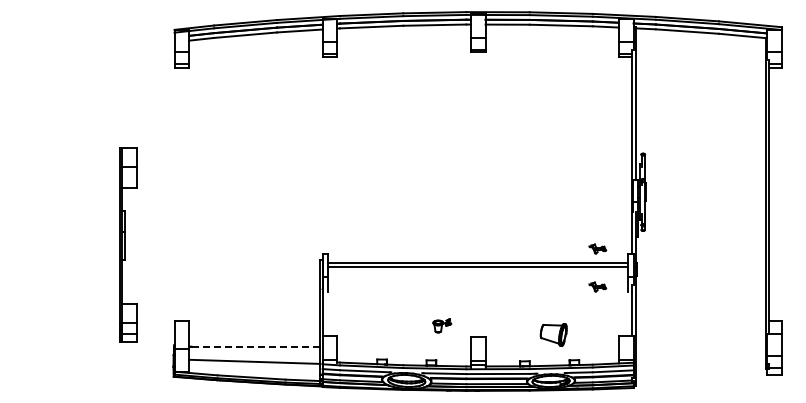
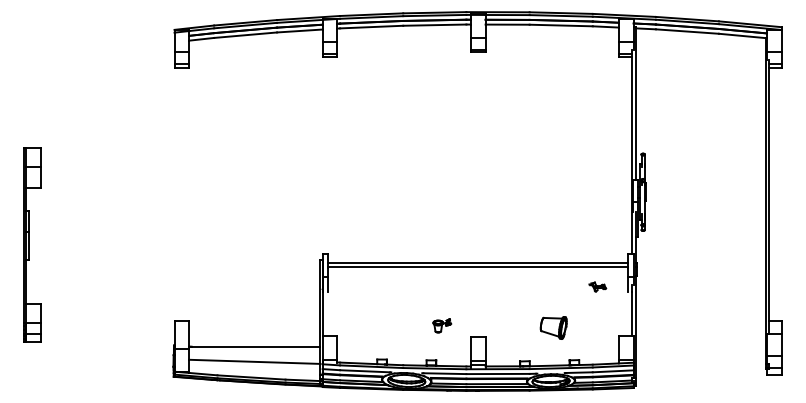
part position: (128, 244) -> (32, 244) (32, 244)
part: present -> none (597, 248)
part position: (553, 334) -> (553, 327) (553, 327)
line: dashed -> solid (255, 346)
